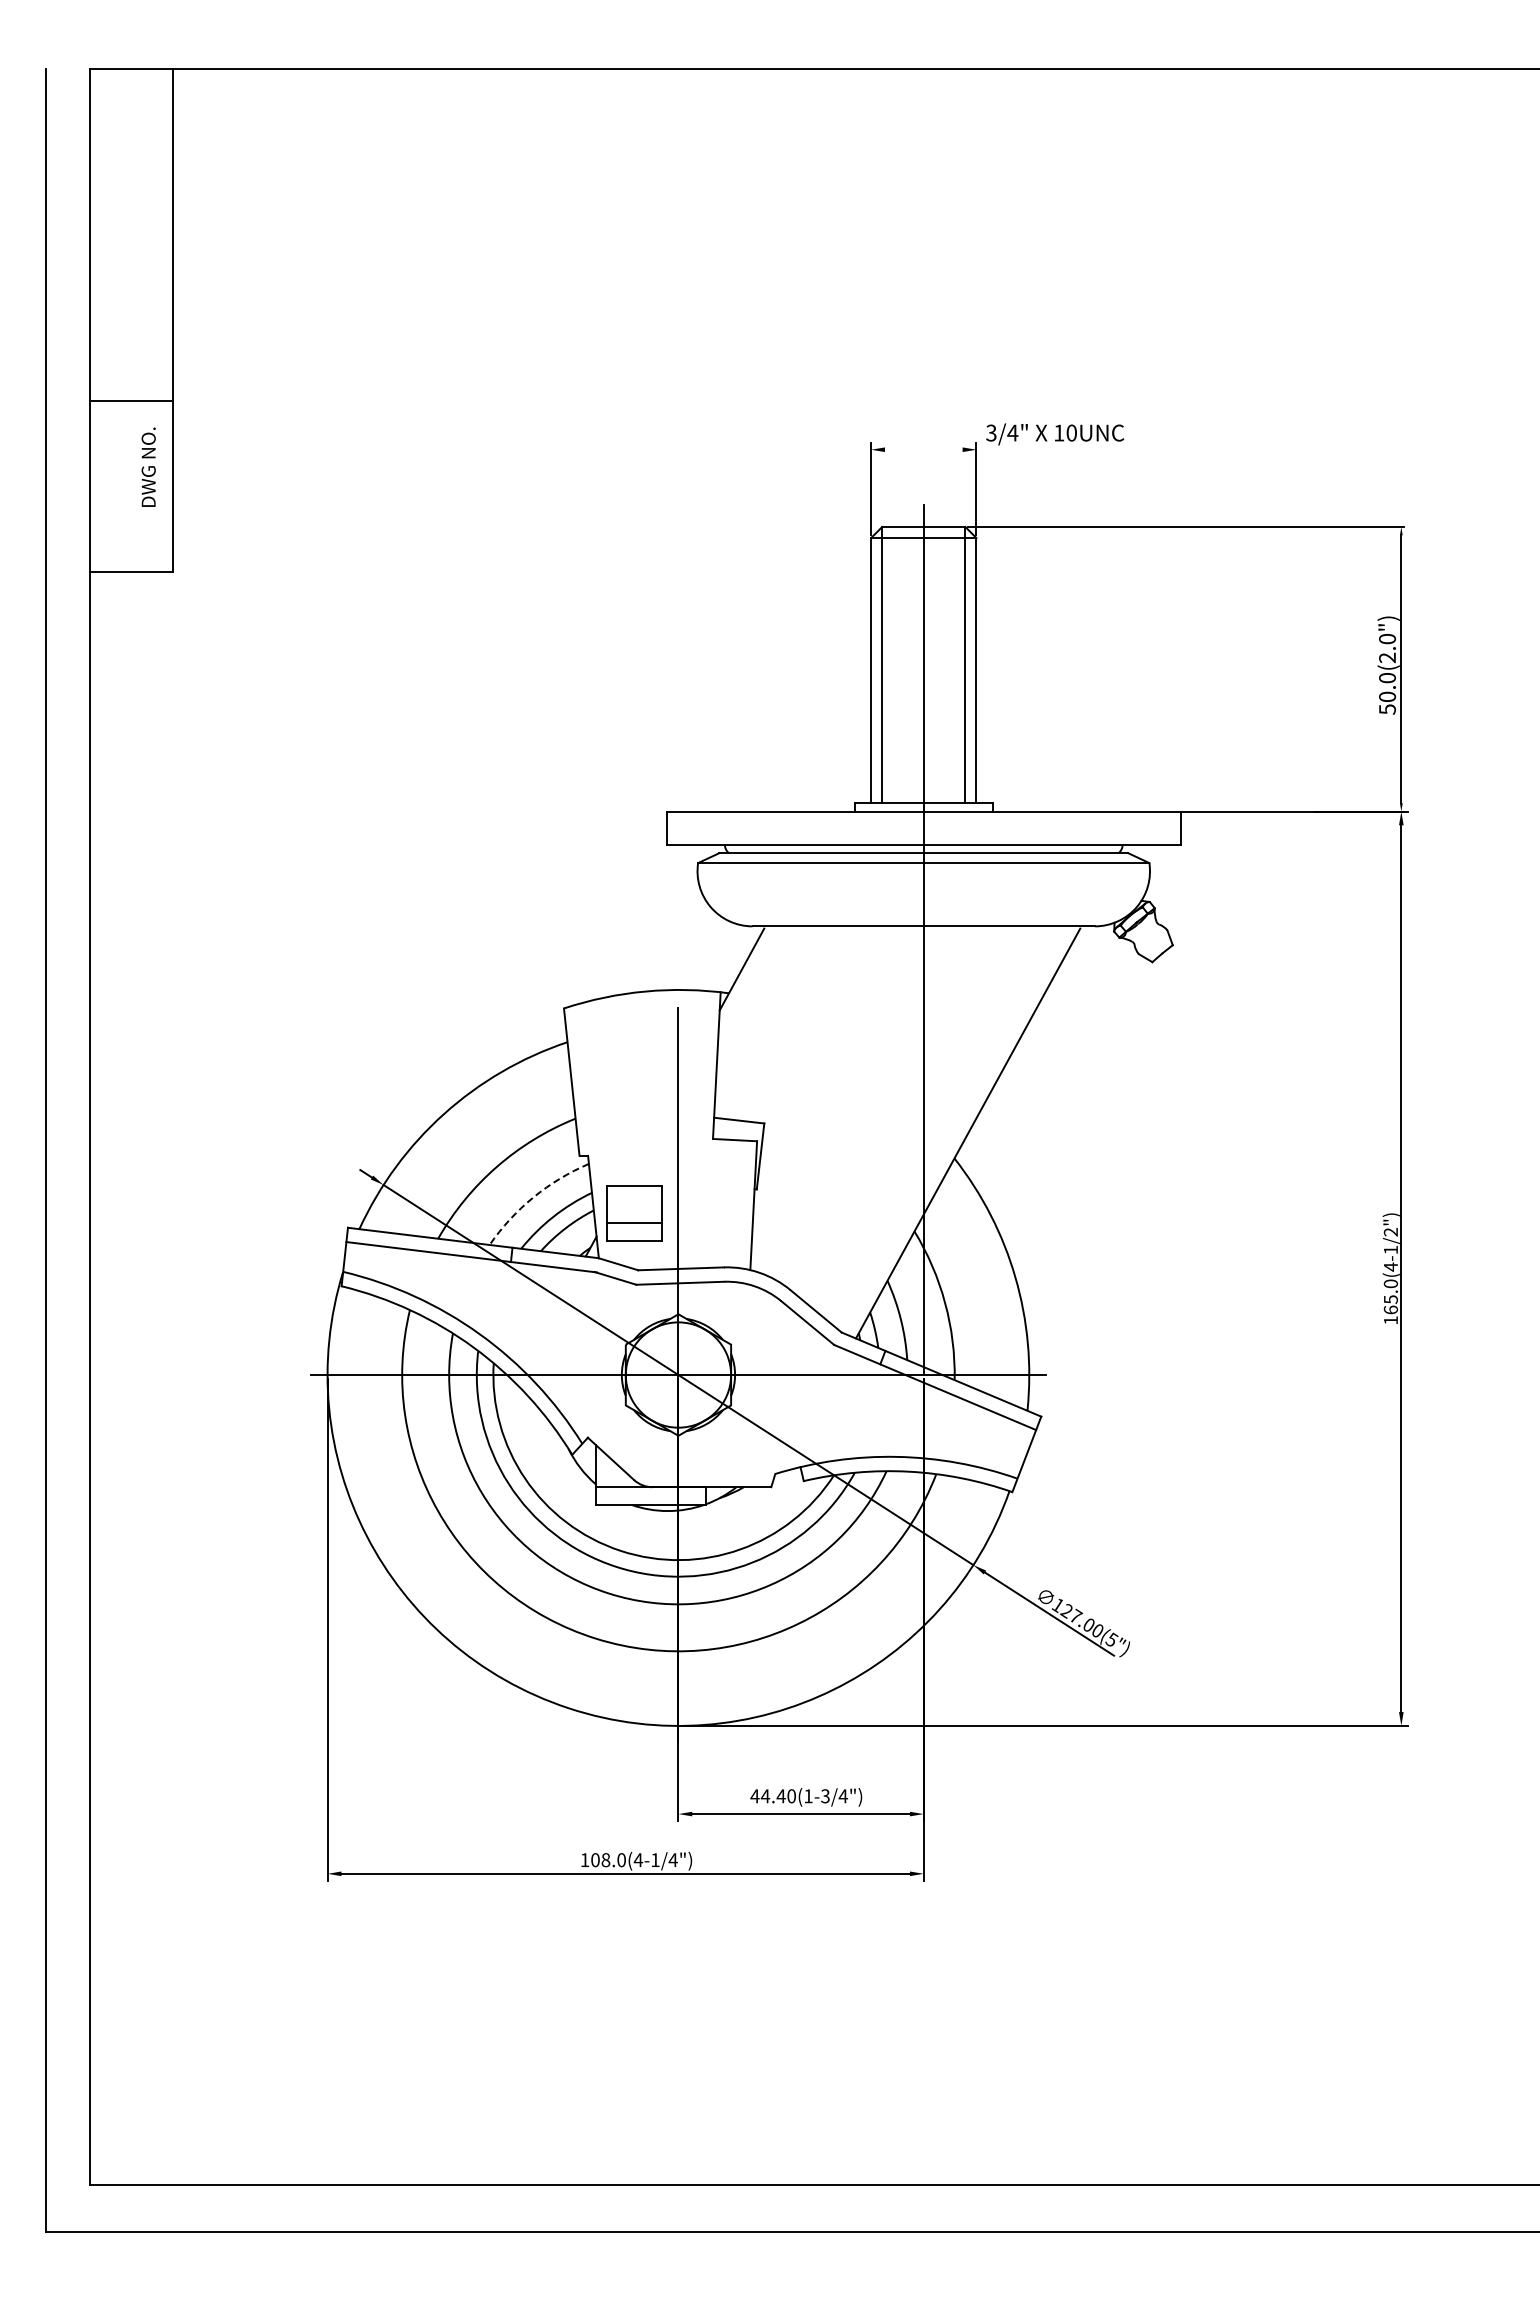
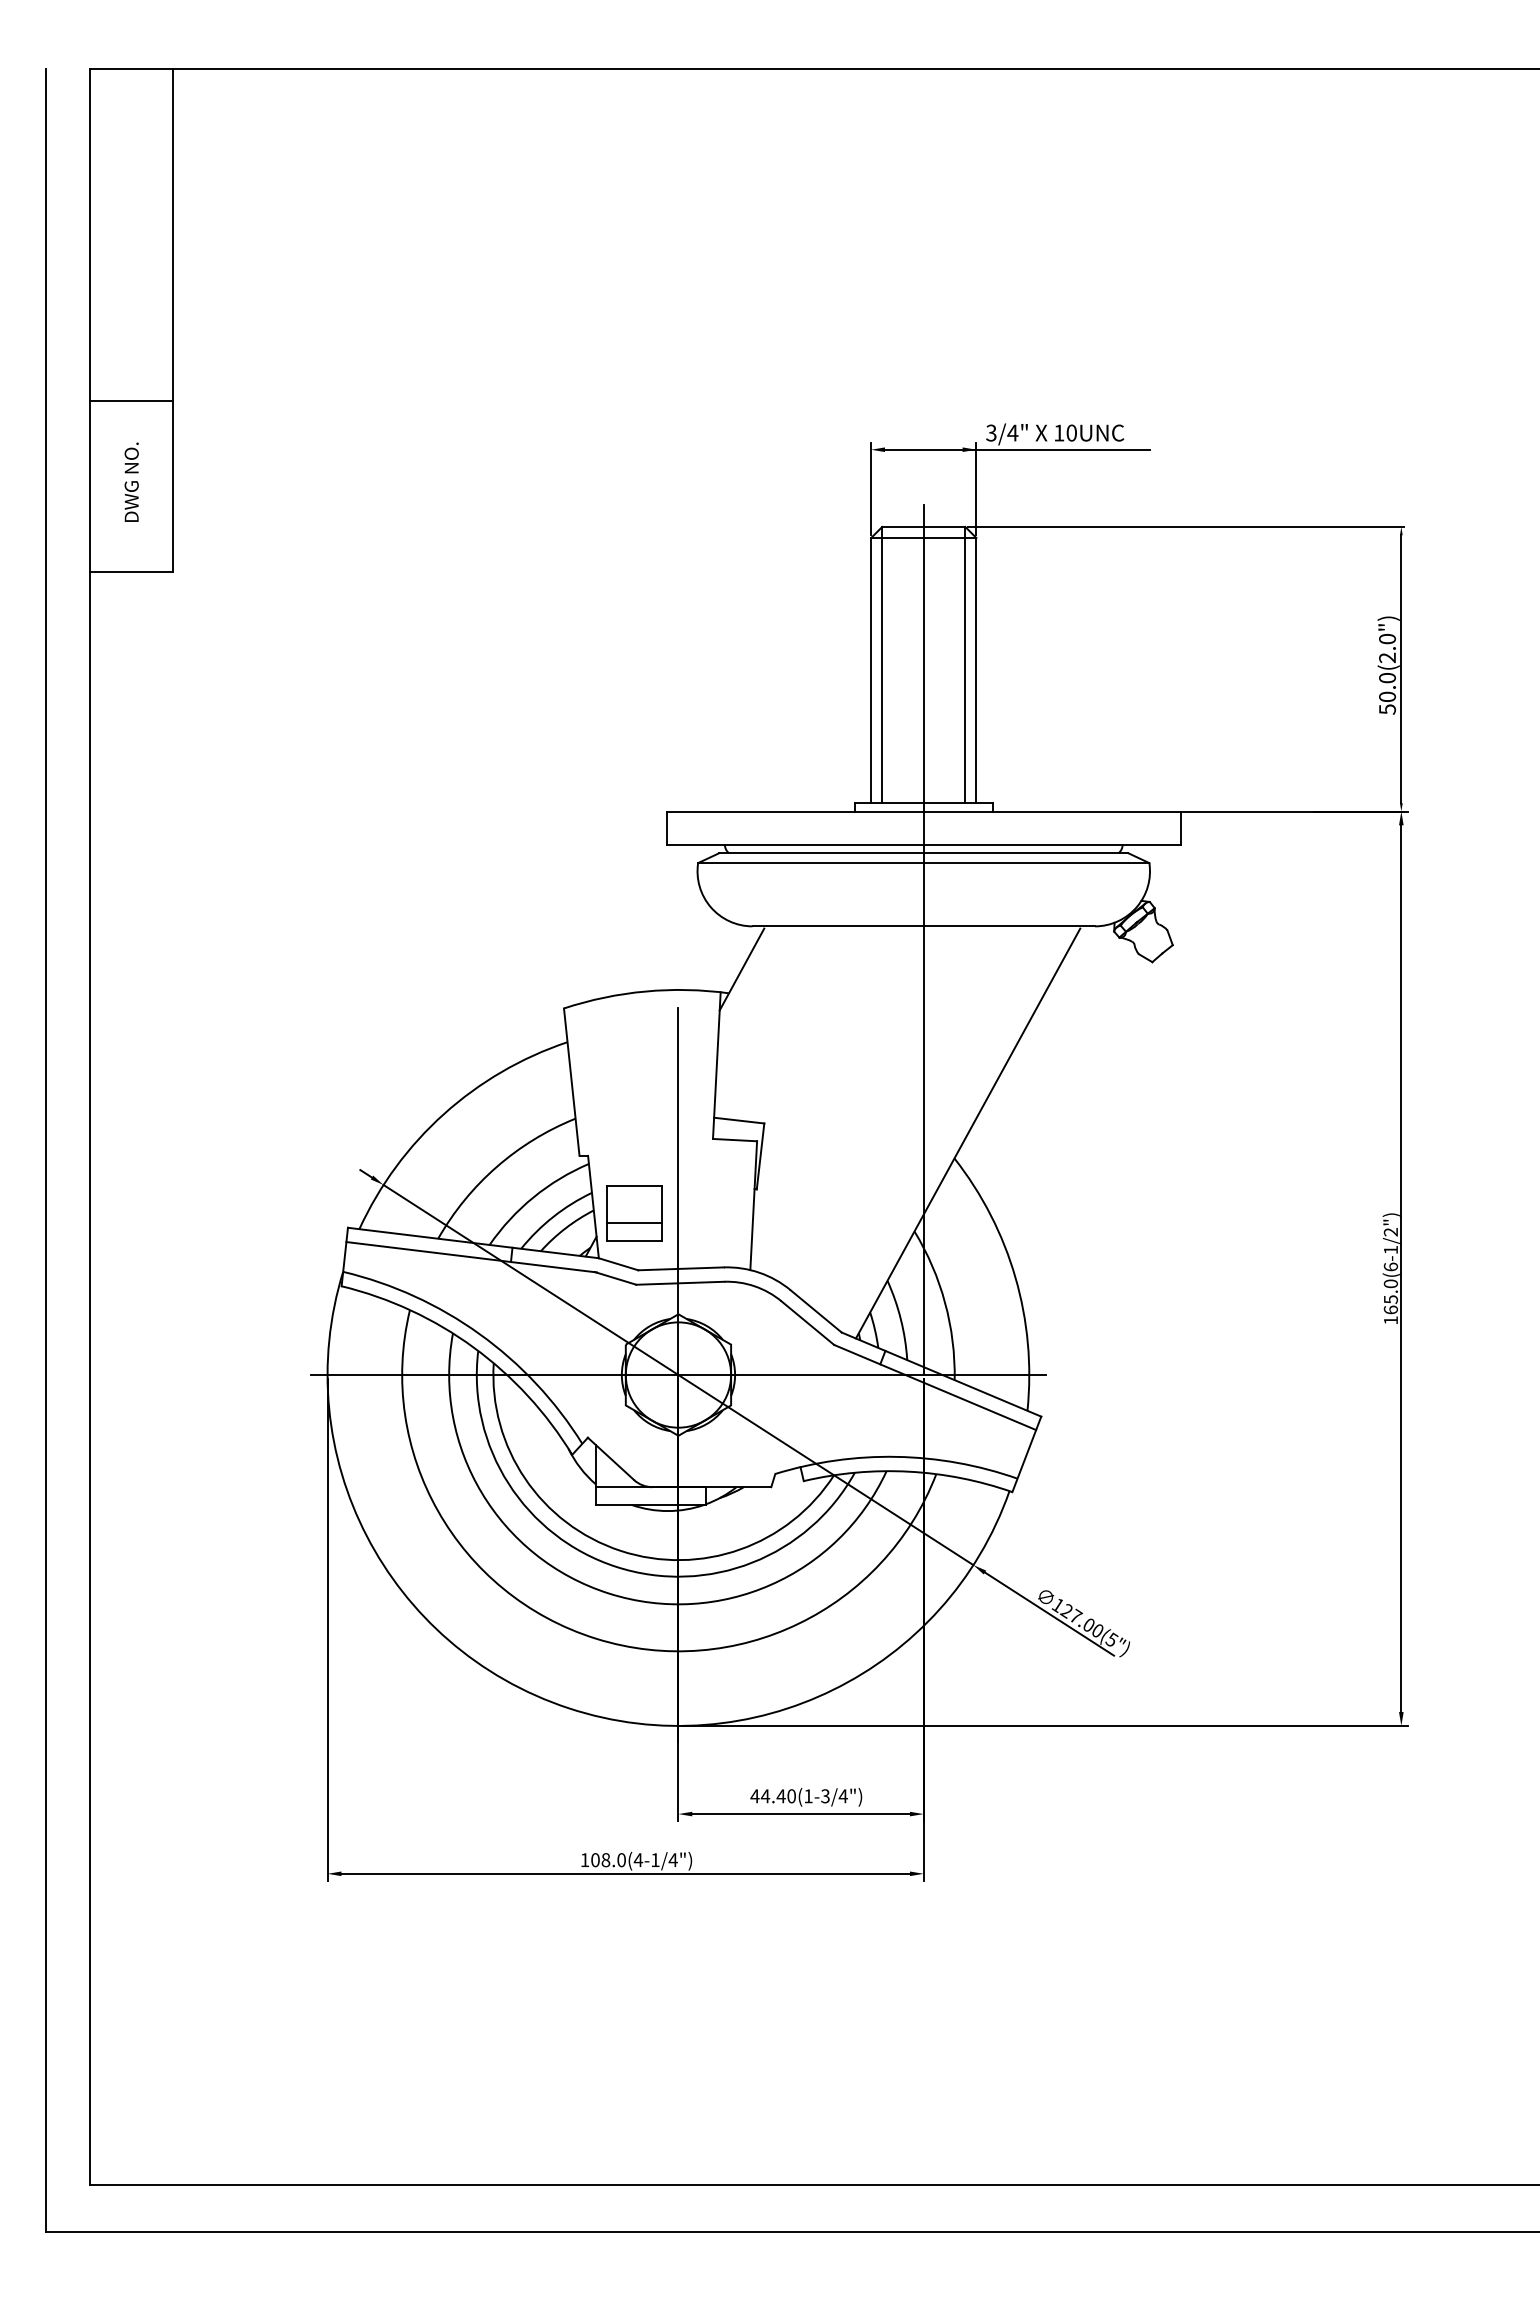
line: none -> present (1017, 449)
text position: (148, 466) -> (131, 481) (131, 481)
arc: dashed -> solid (533, 1197)
text: 165.0(4-1/2") -> 165.0(6-1/2") (1390, 1266)
